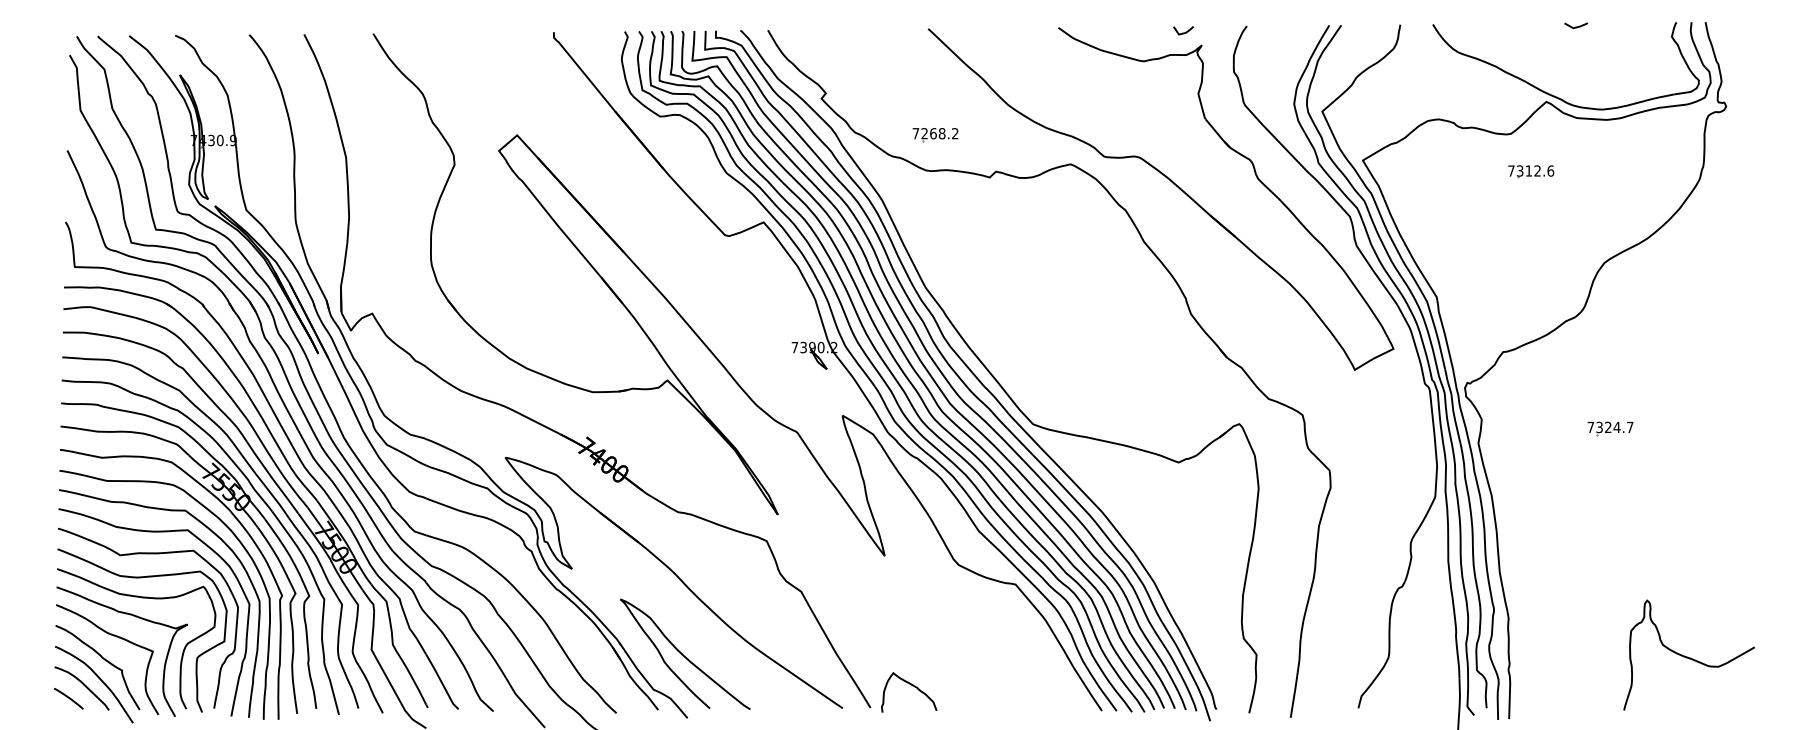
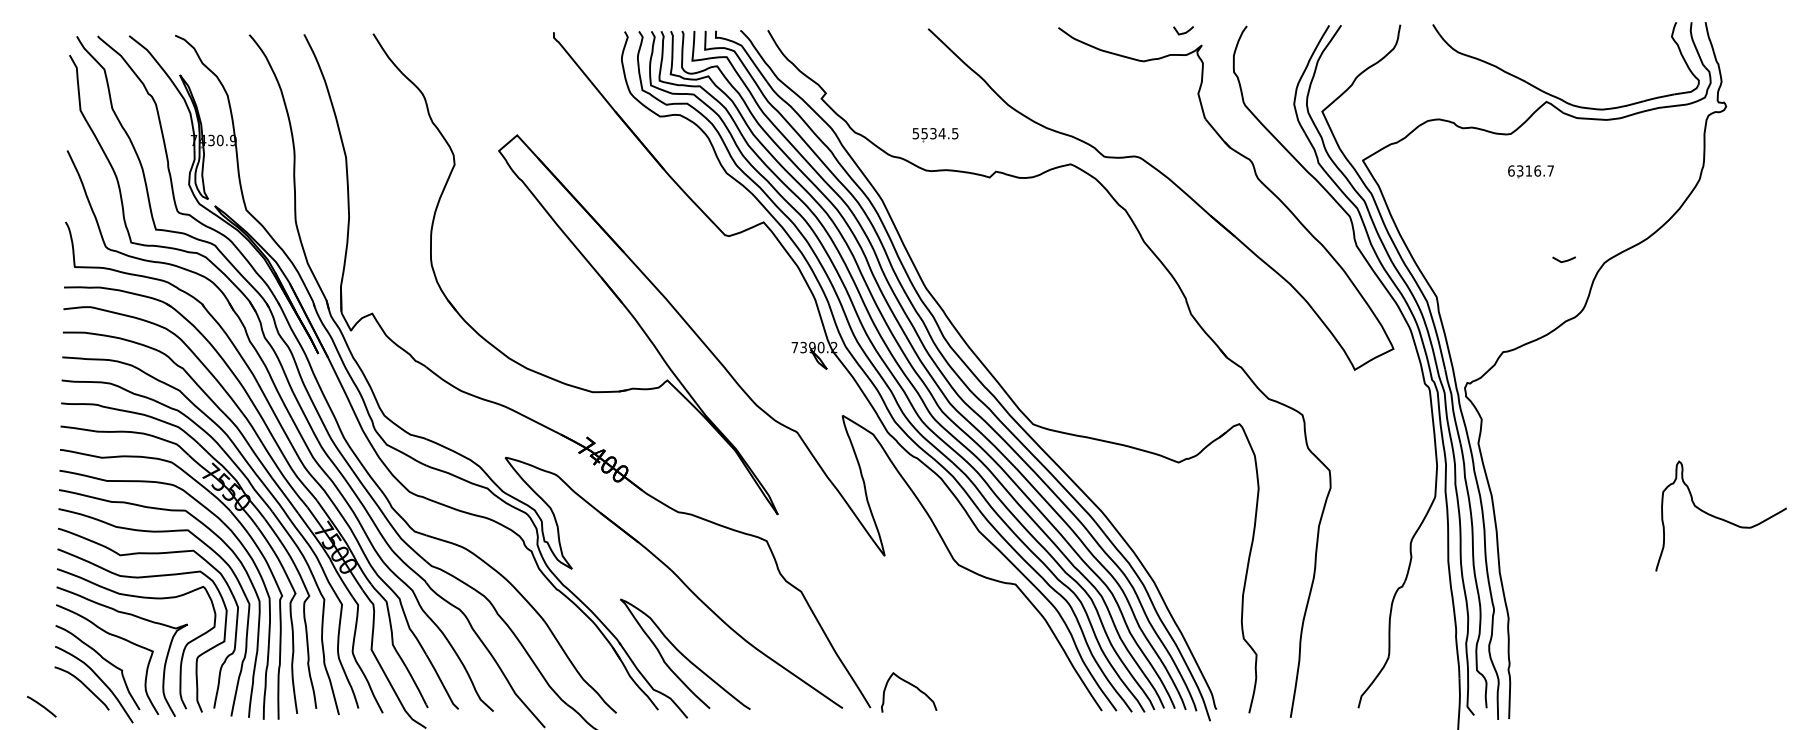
curve position: (1575, 26) -> (1563, 260) (1563, 260)
text: 7268.2 -> 5534.5 (935, 133)
text: 7312.6 -> 6316.7 (1531, 170)
part: present -> none (1610, 428)
curve position: (1687, 656) -> (1719, 517) (1719, 517)
line position: (68, 698) -> (41, 706) (41, 706)
